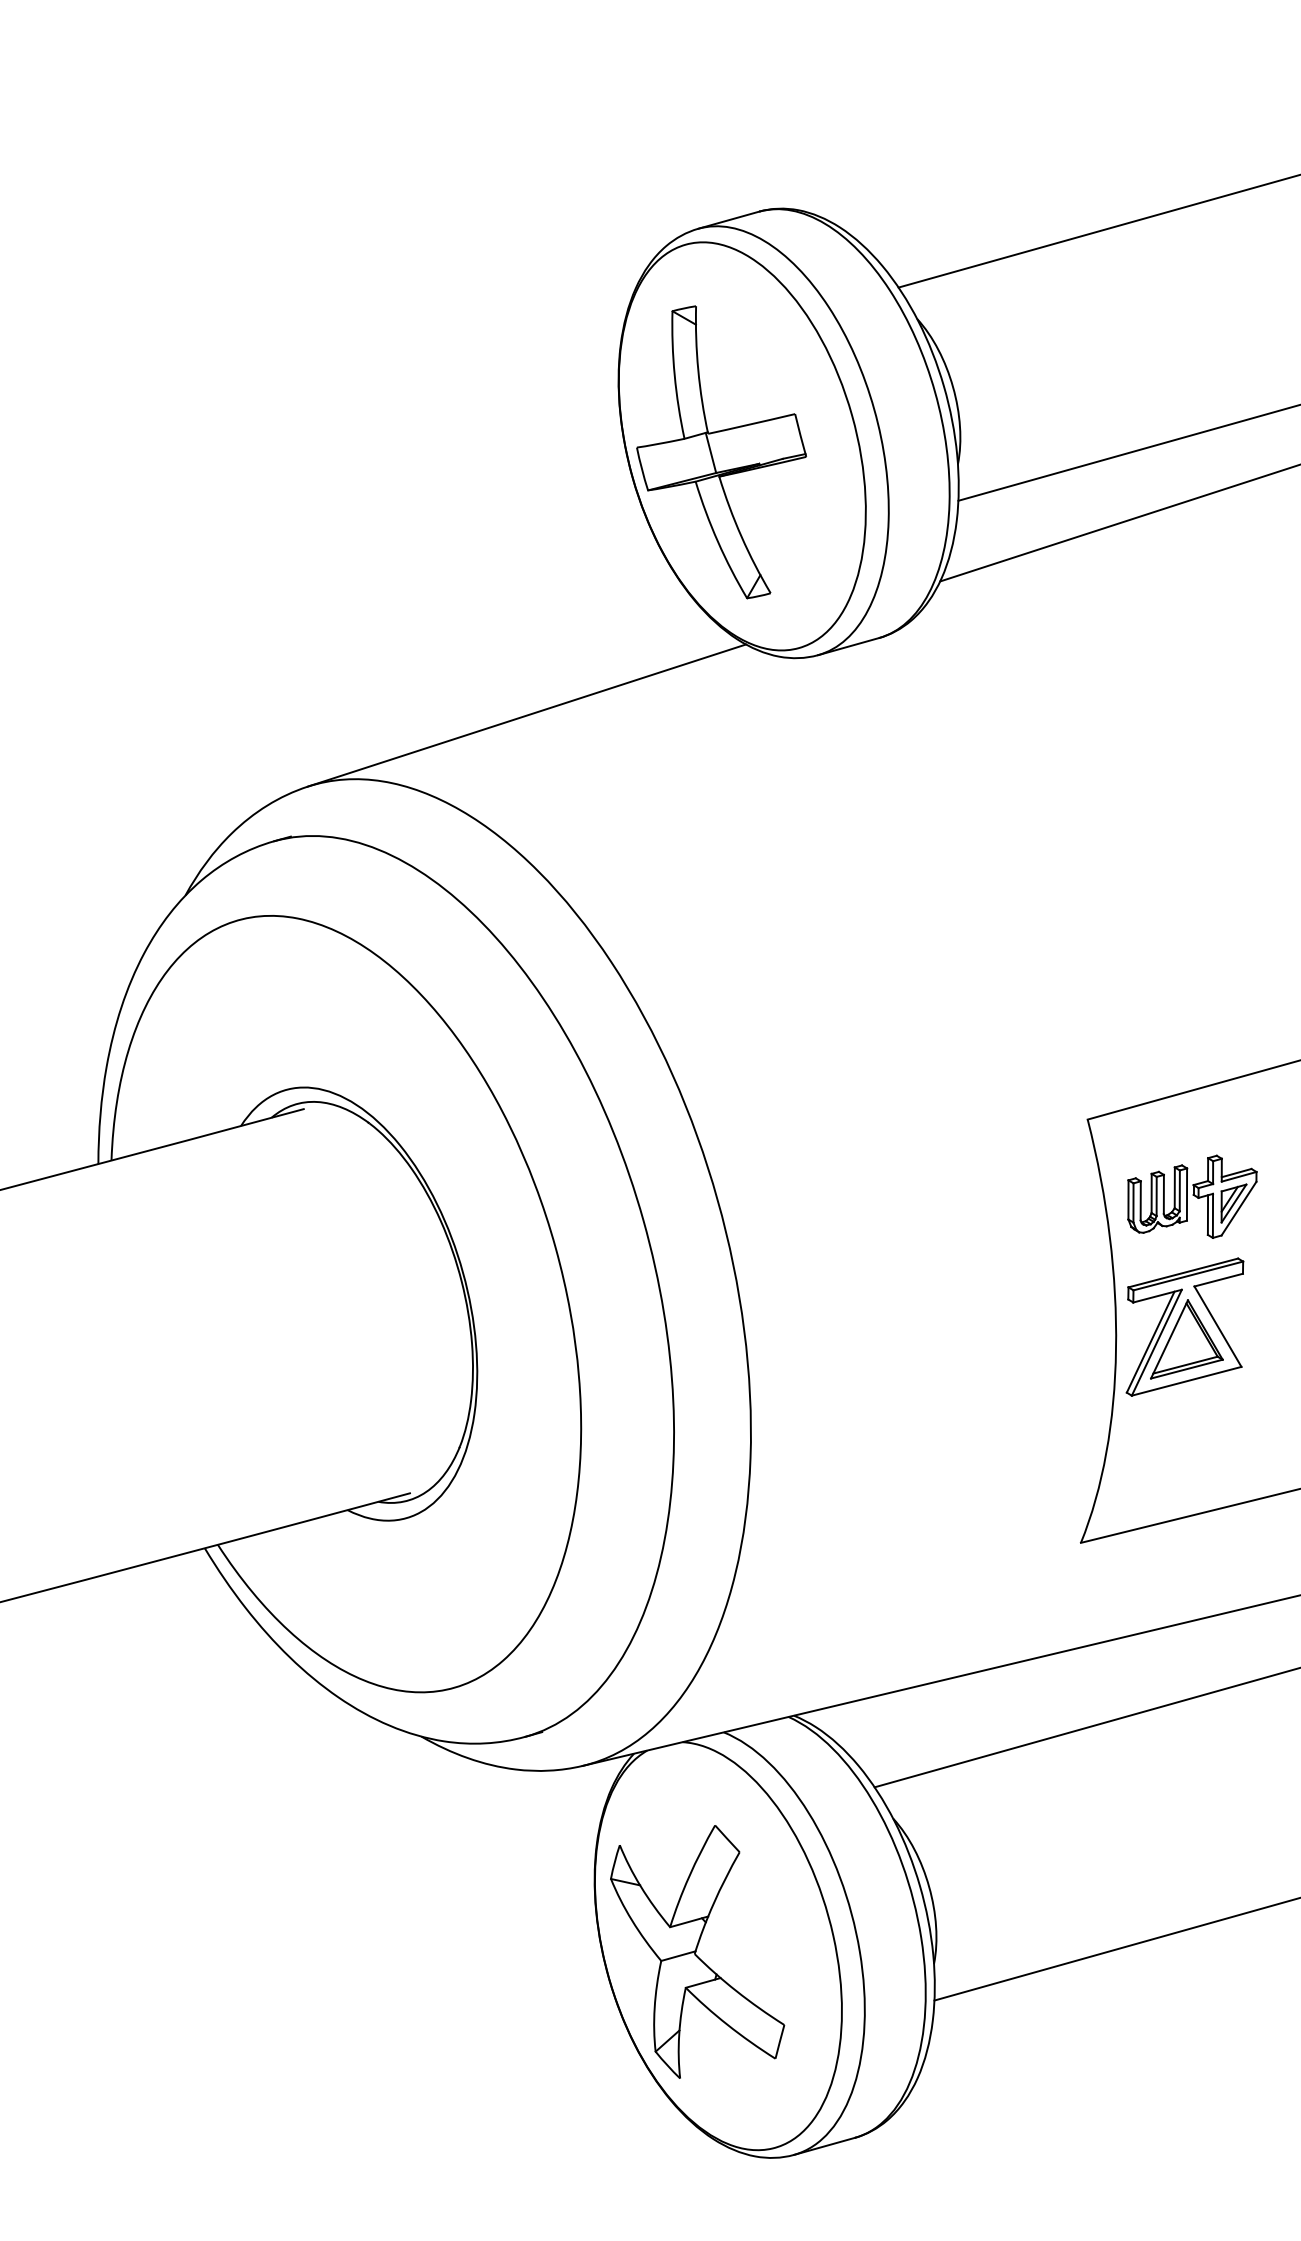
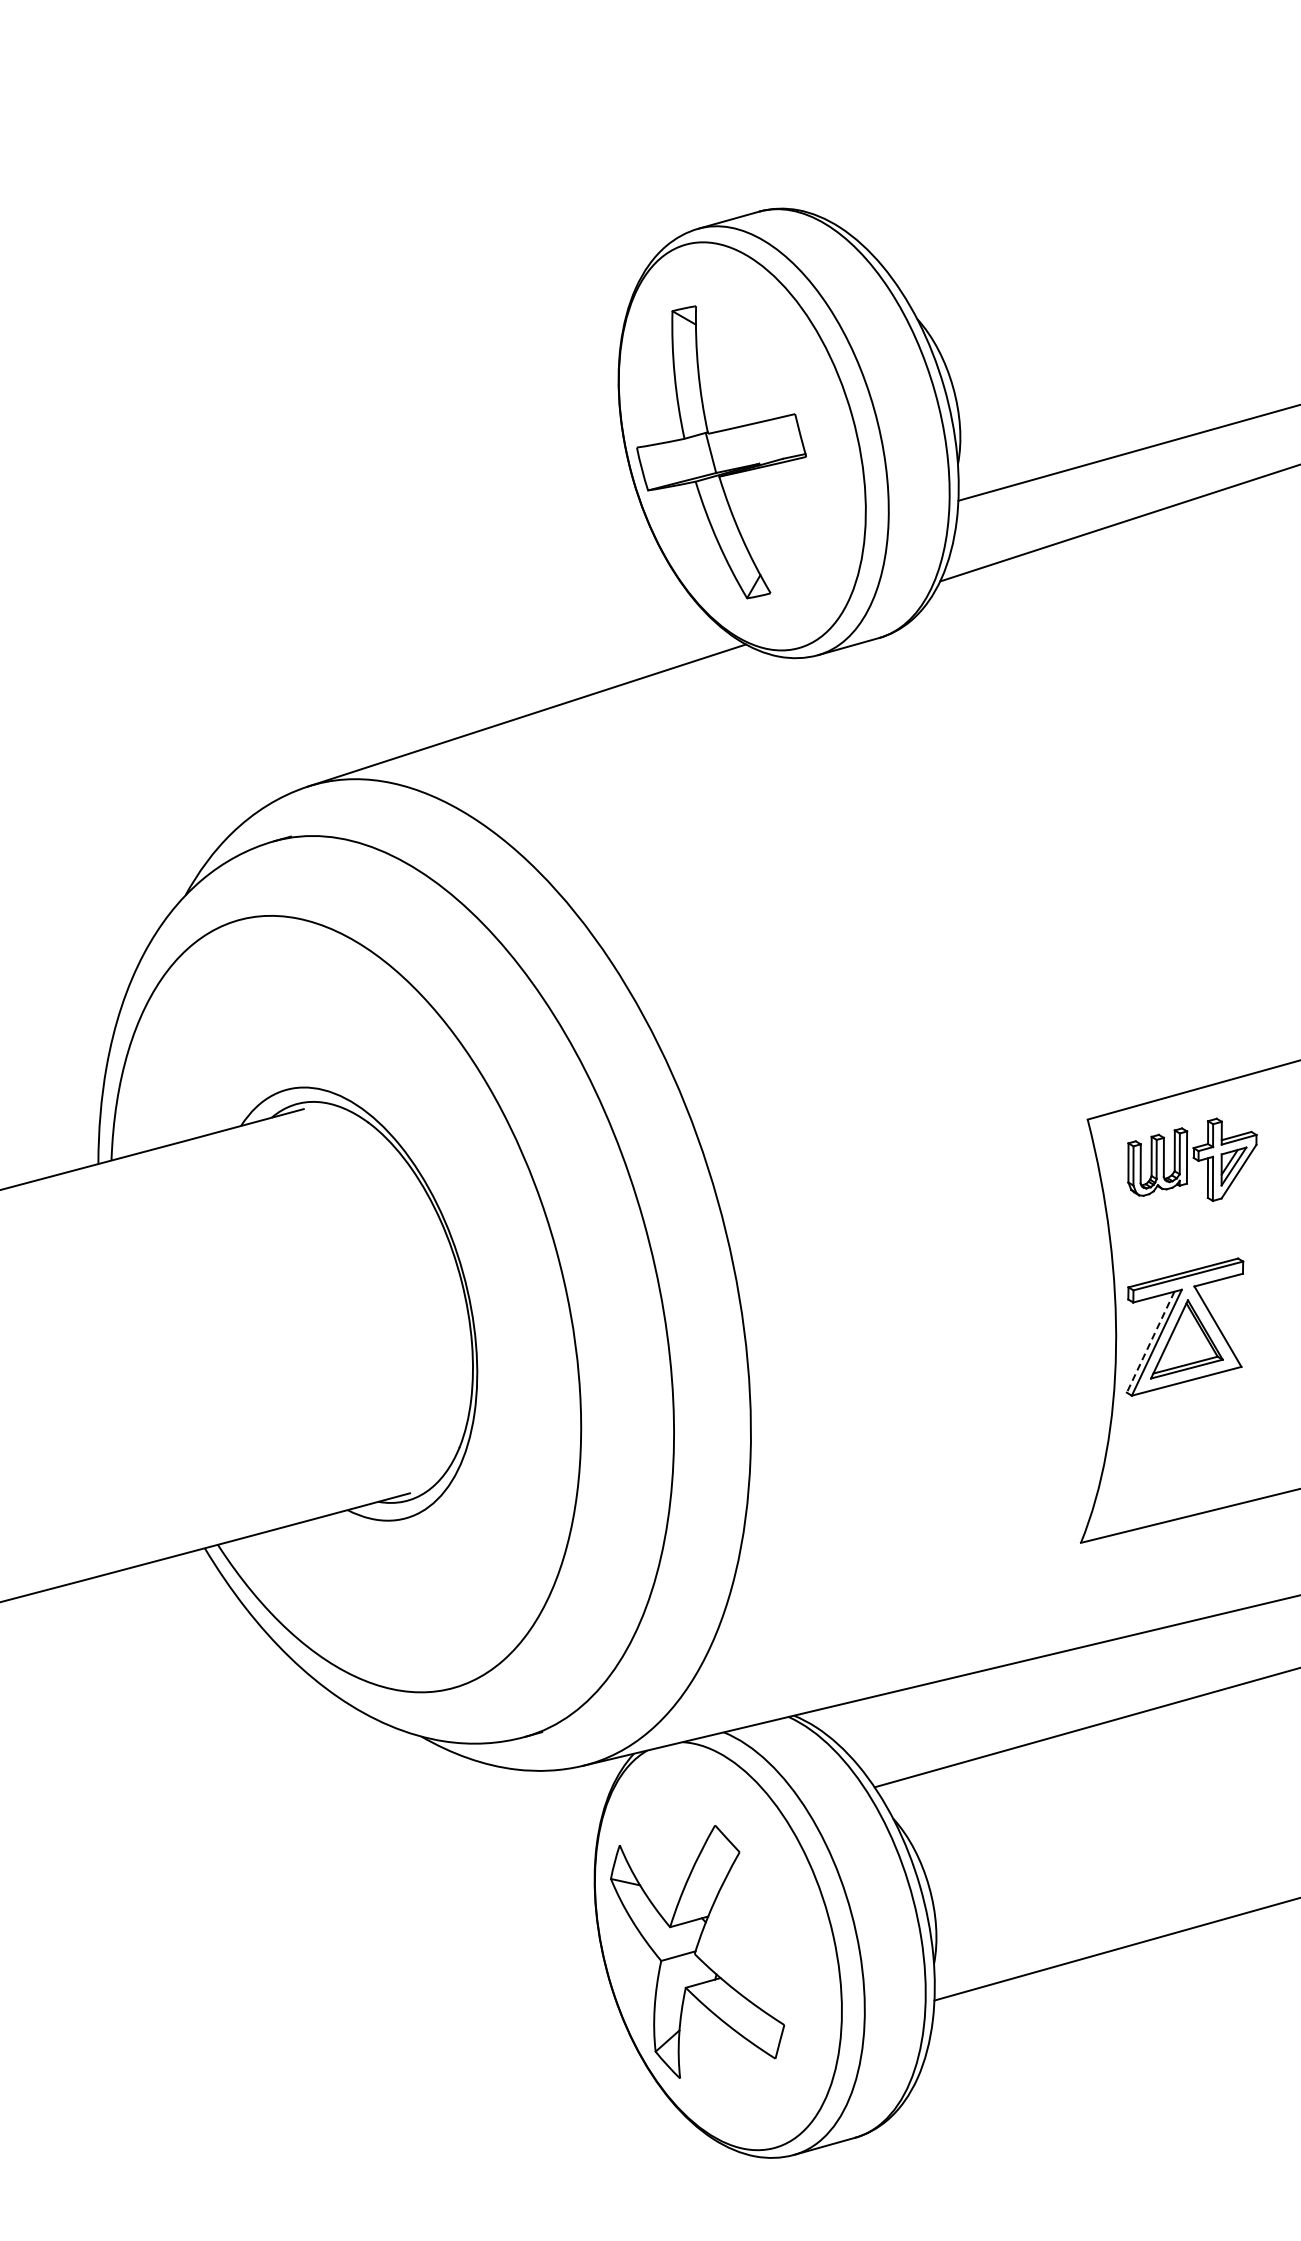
line: present -> none (1097, 231)
part position: (1192, 1196) -> (1192, 1159) (1192, 1159)
line: solid -> dashed (1150, 1342)
